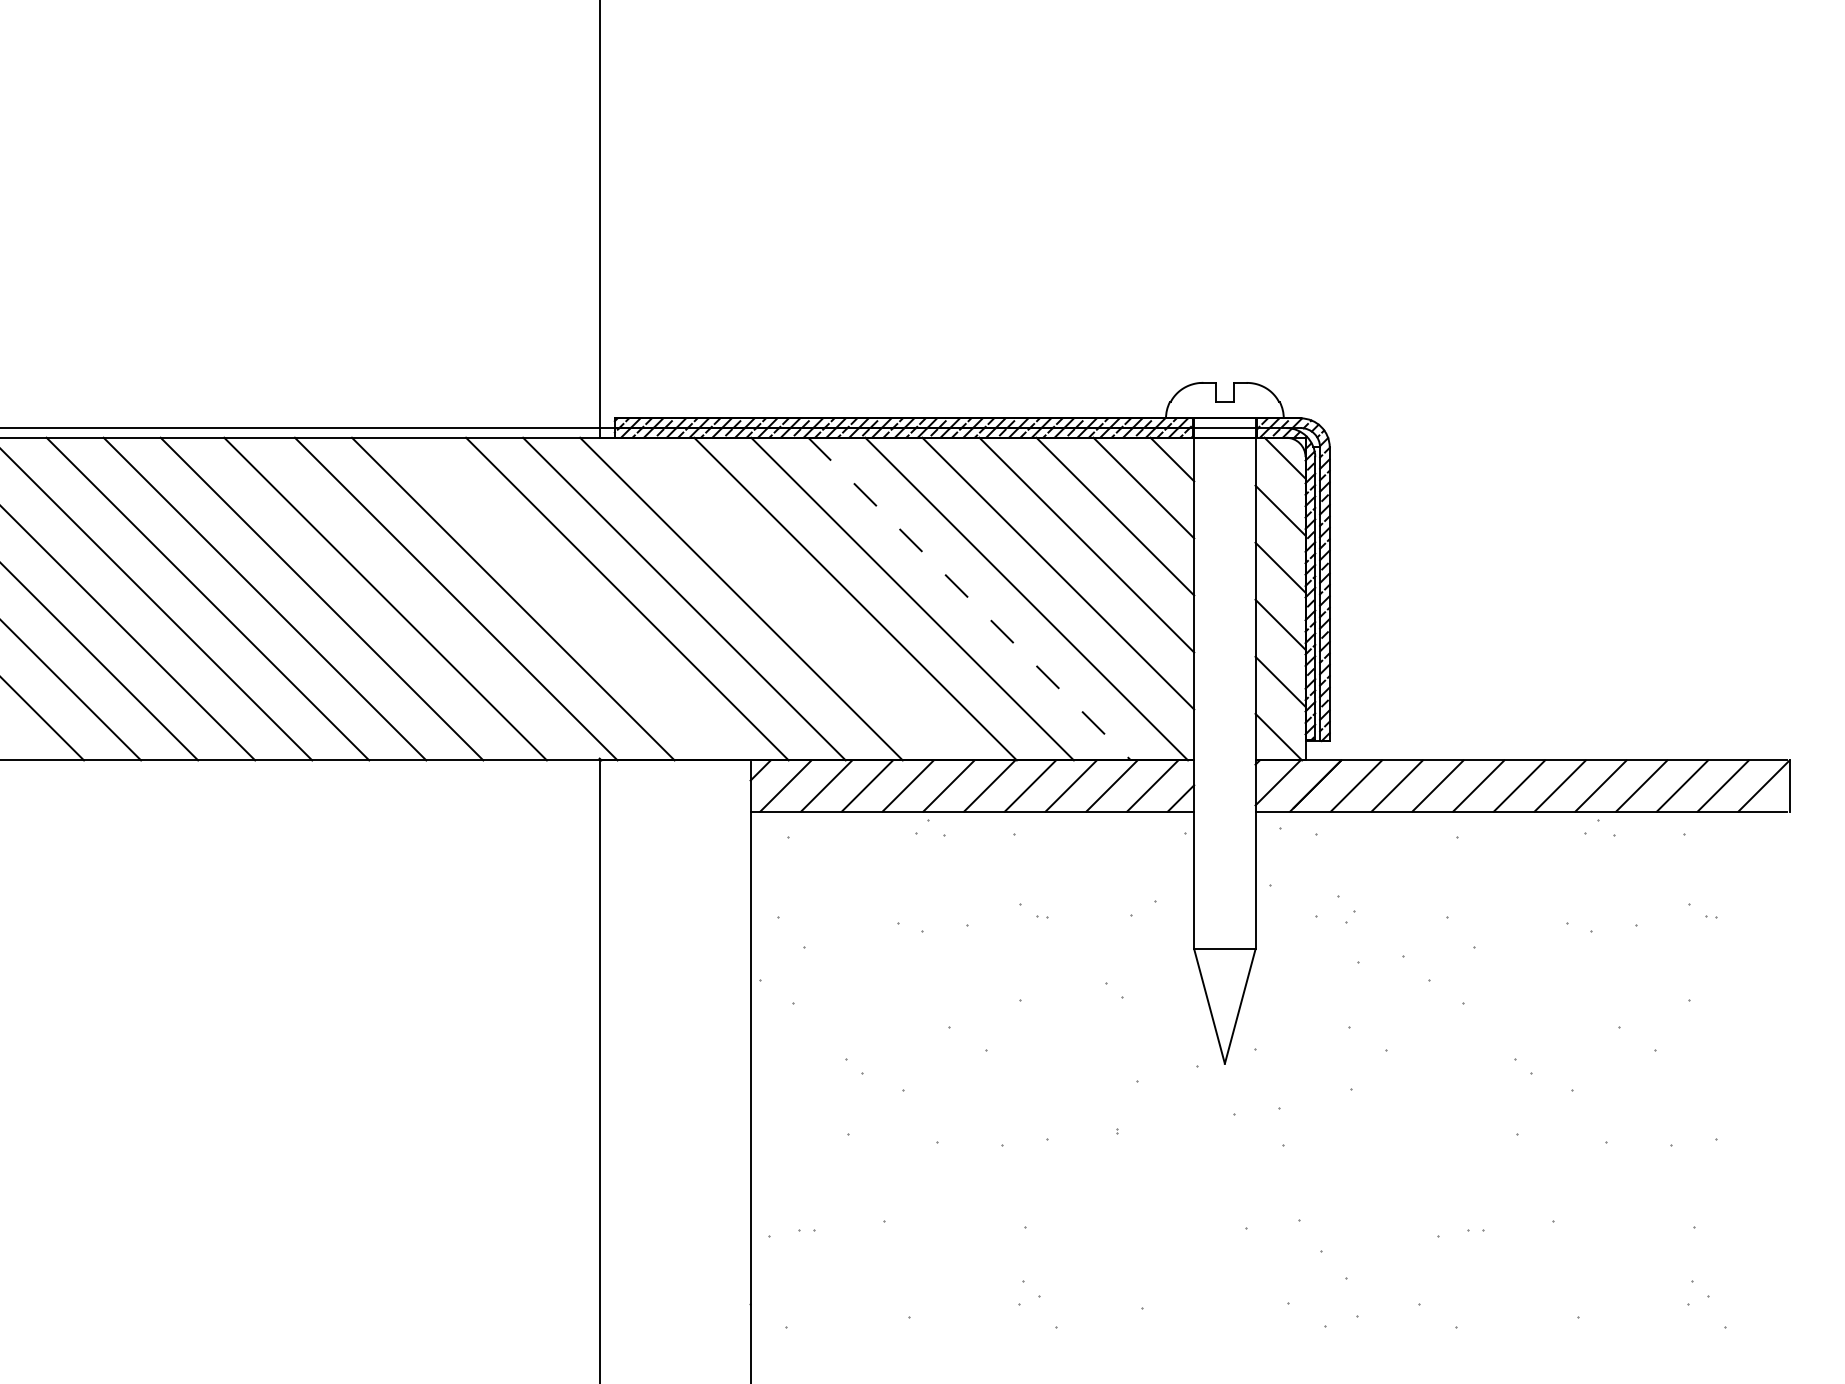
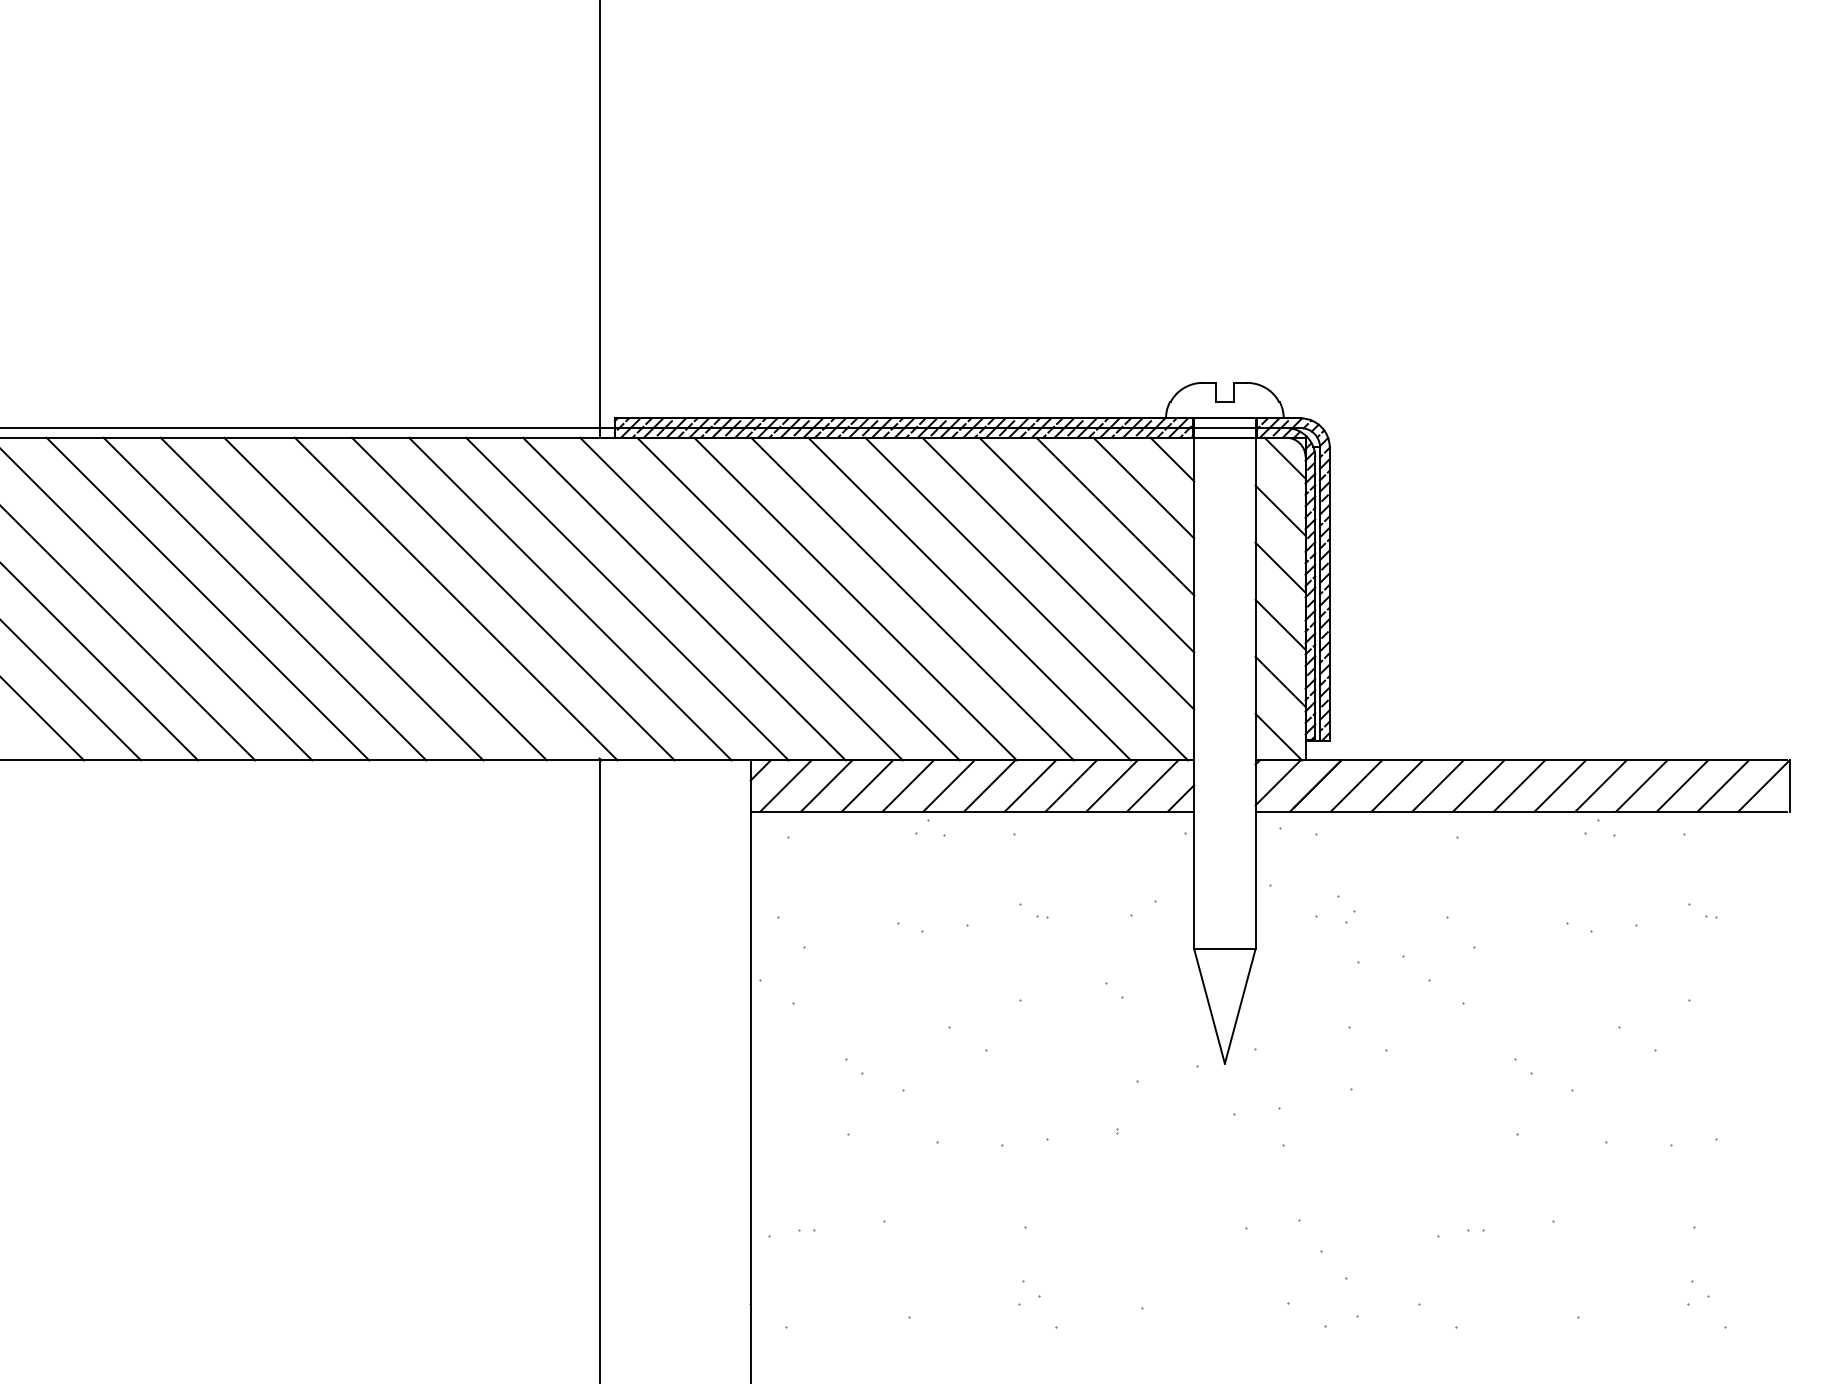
line: none -> present (570, 598)
line: none -> present (798, 598)
line: dashed -> solid (970, 599)
